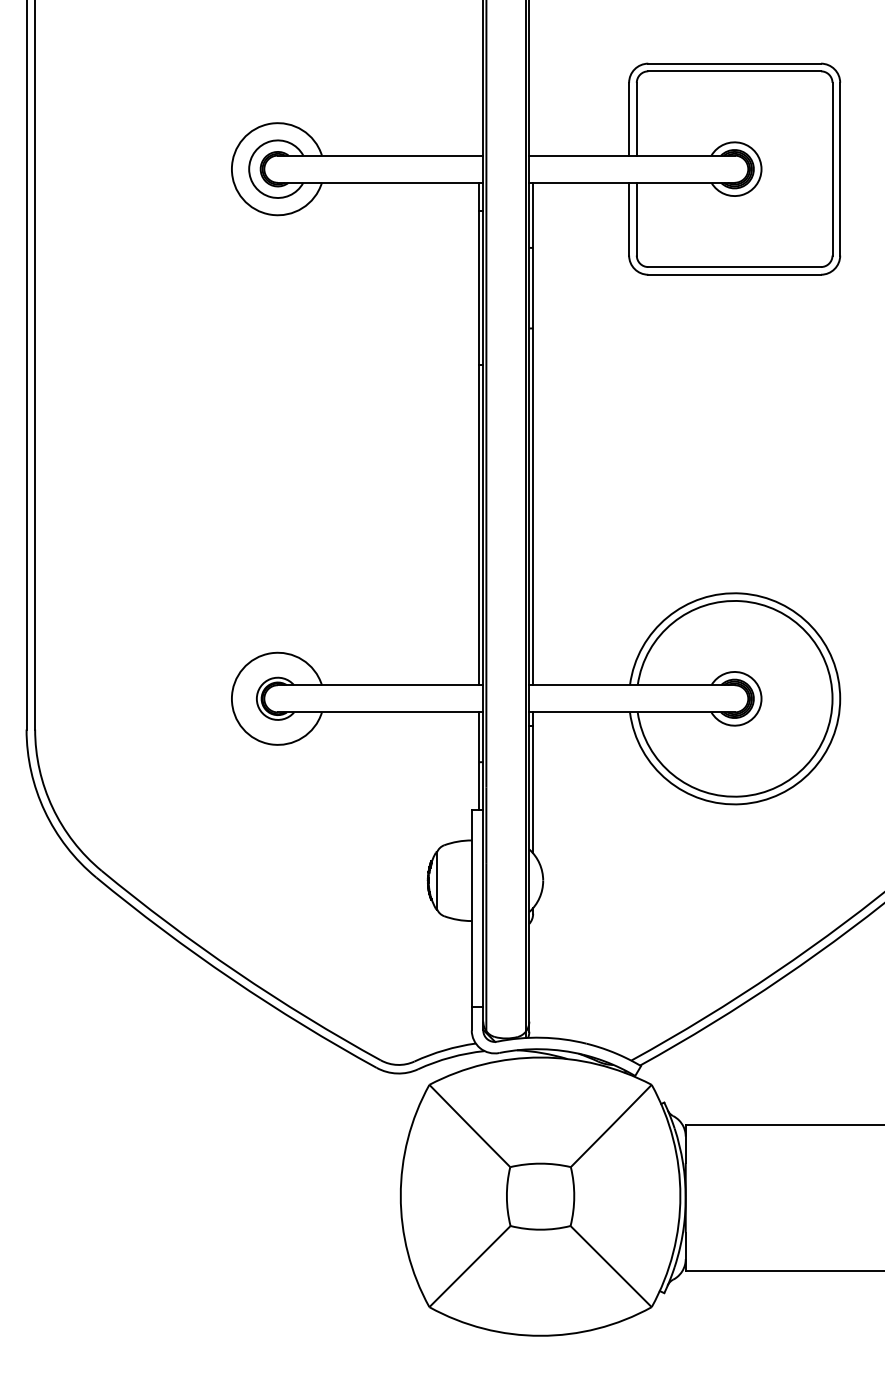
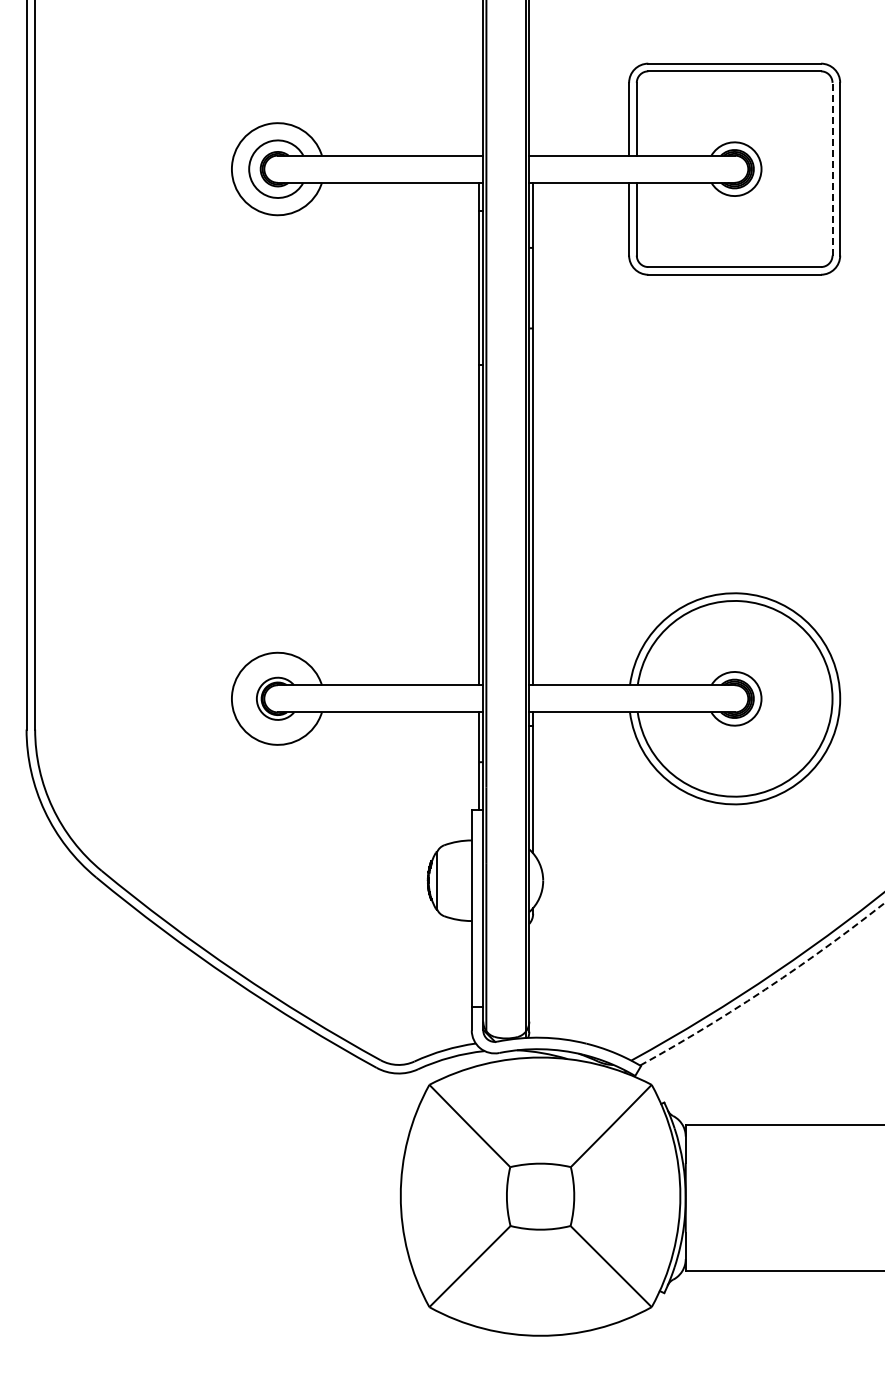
line: solid -> dashed (832, 168)
arc: solid -> dashed (766, 988)
